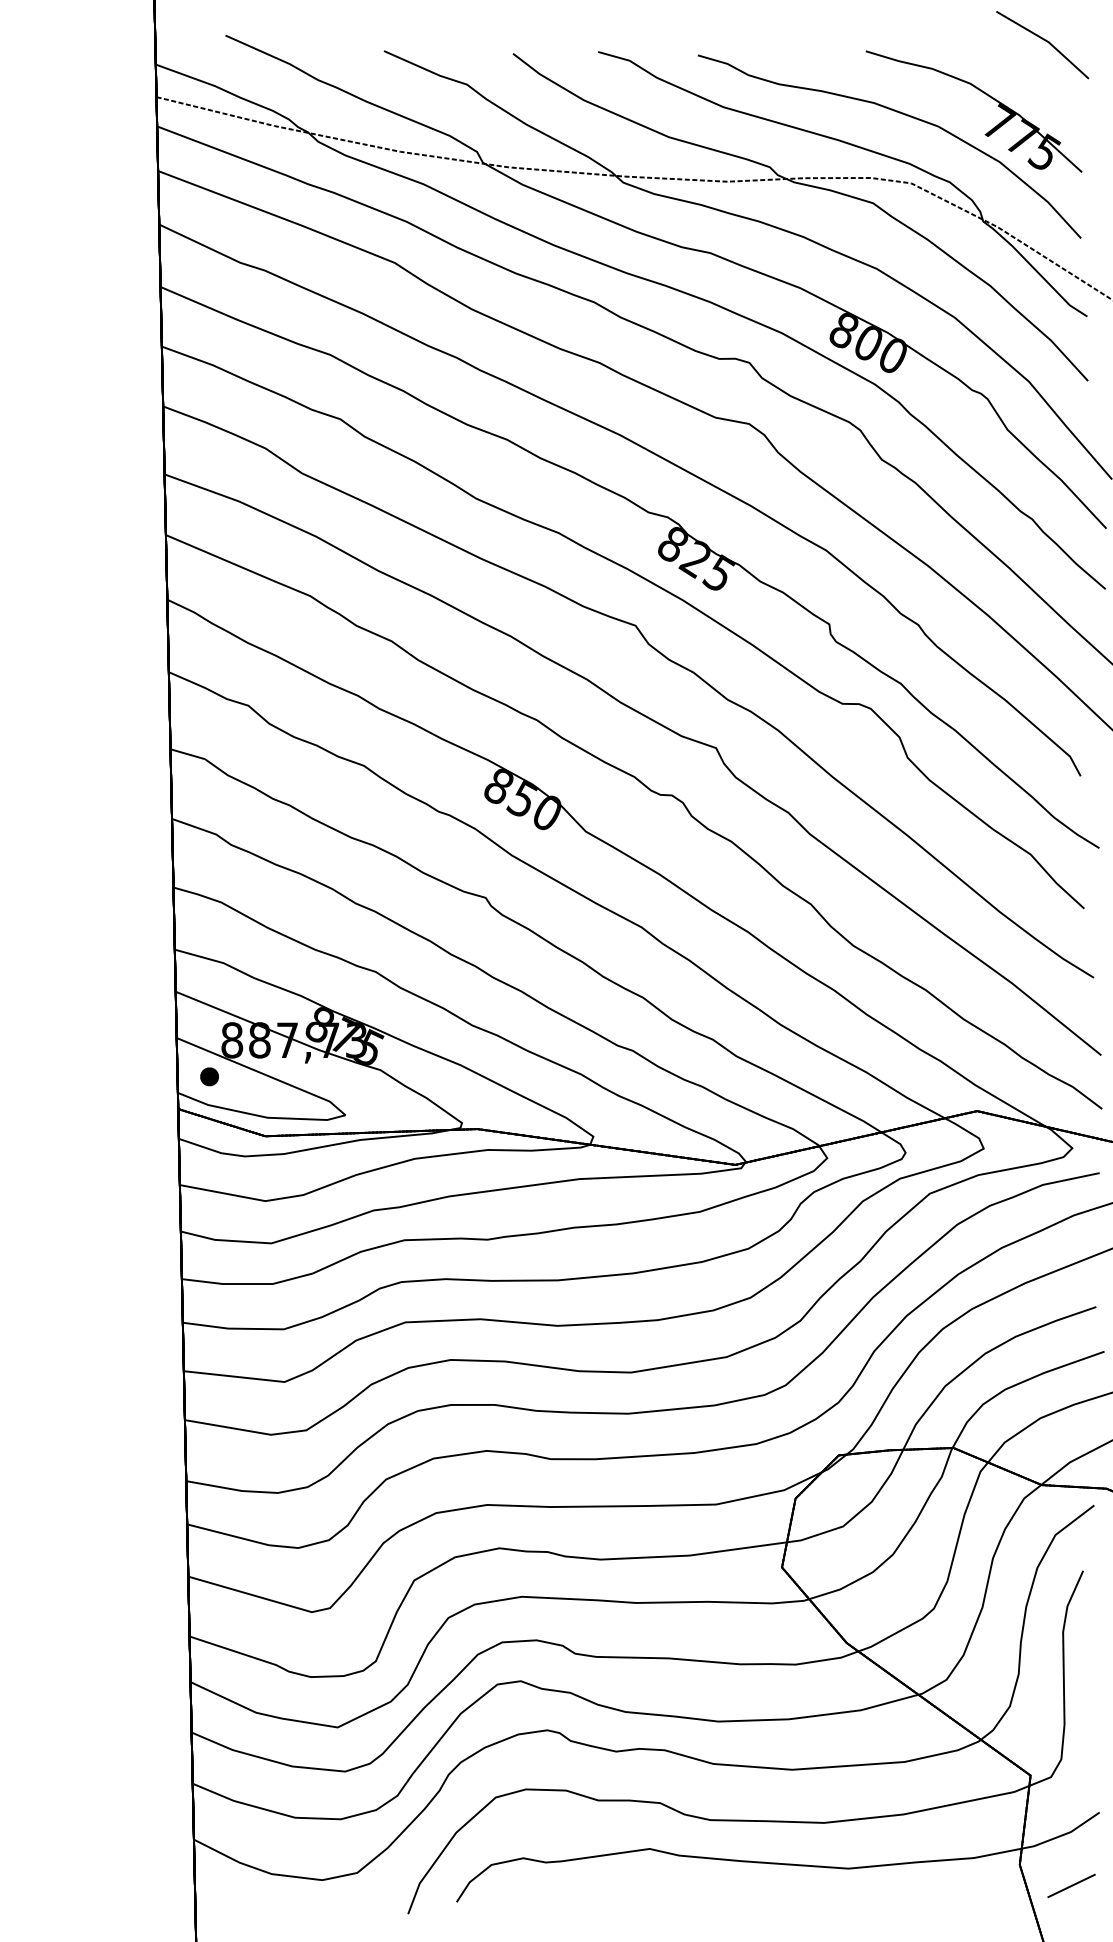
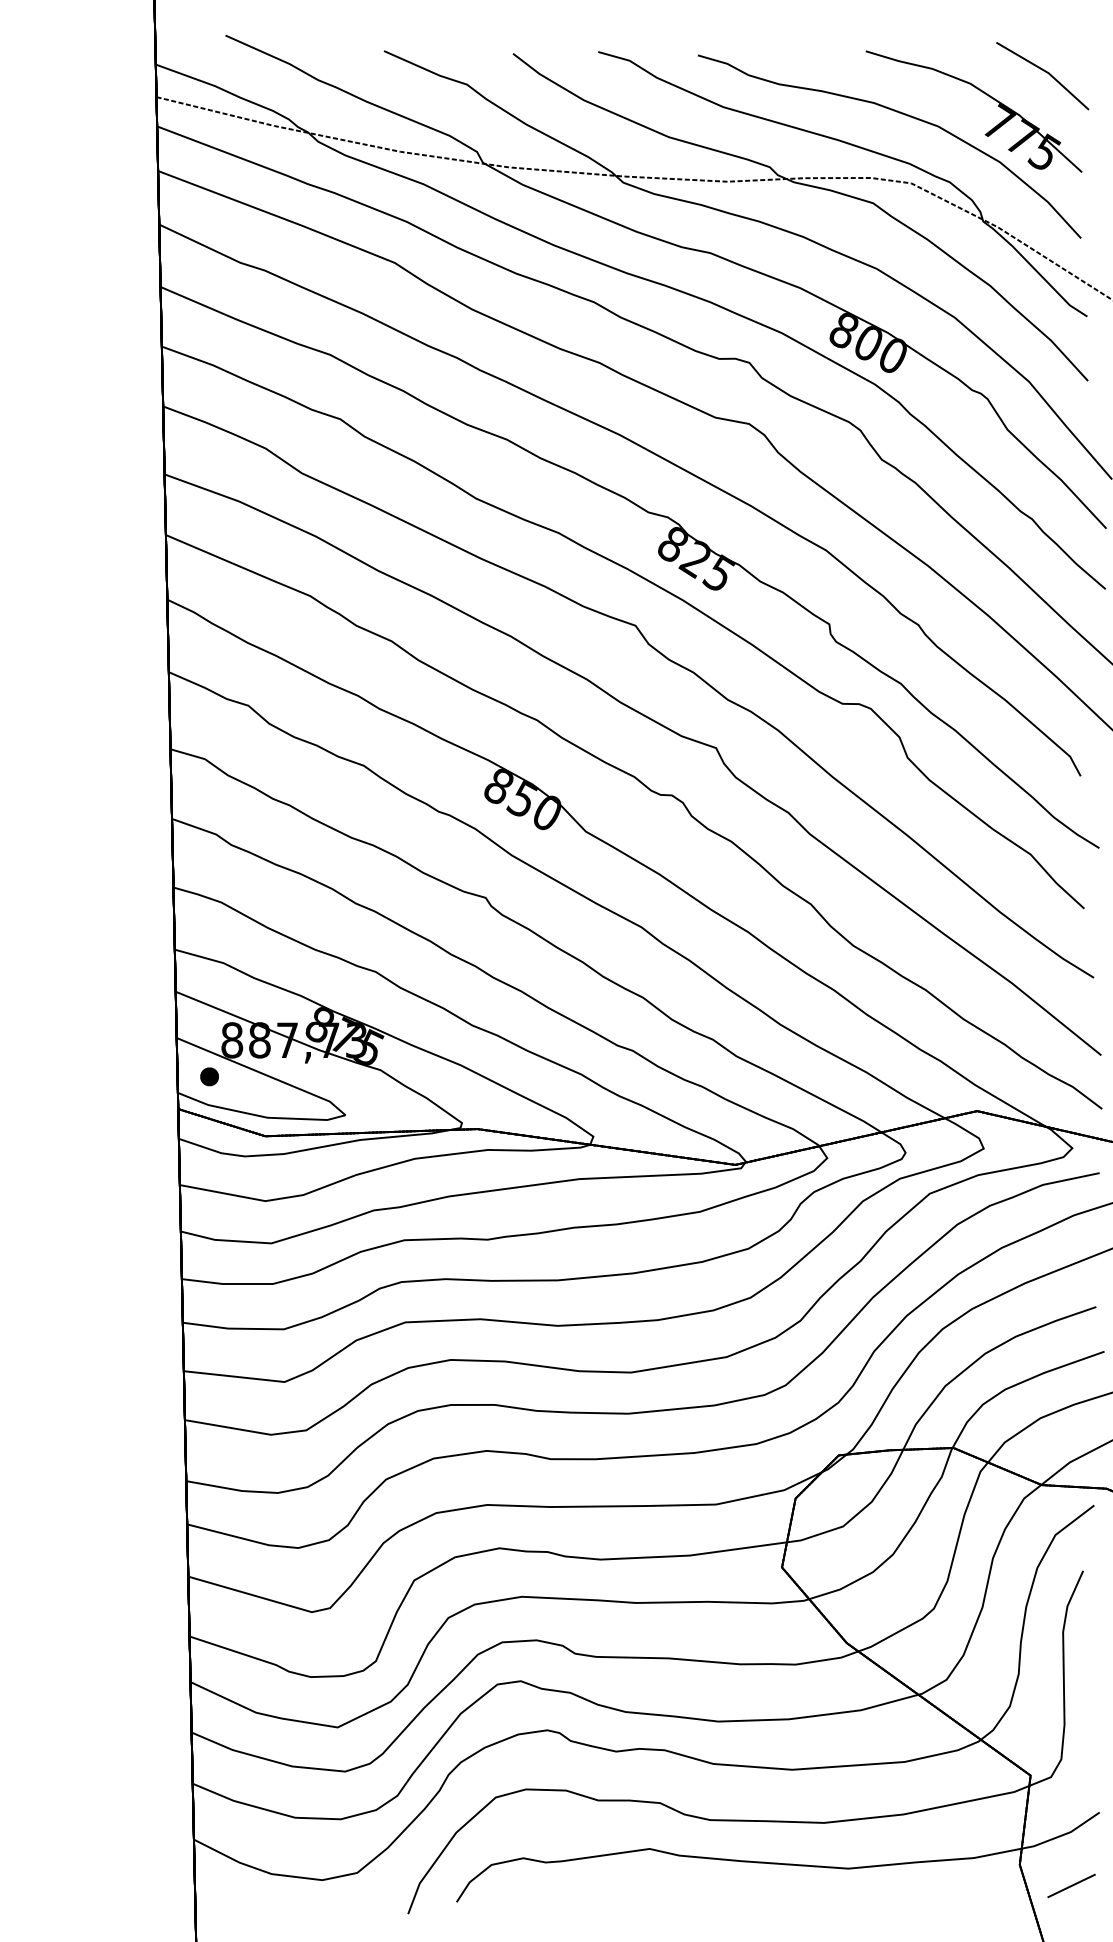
part position: (1042, 45) -> (1042, 76) (1042, 76)
